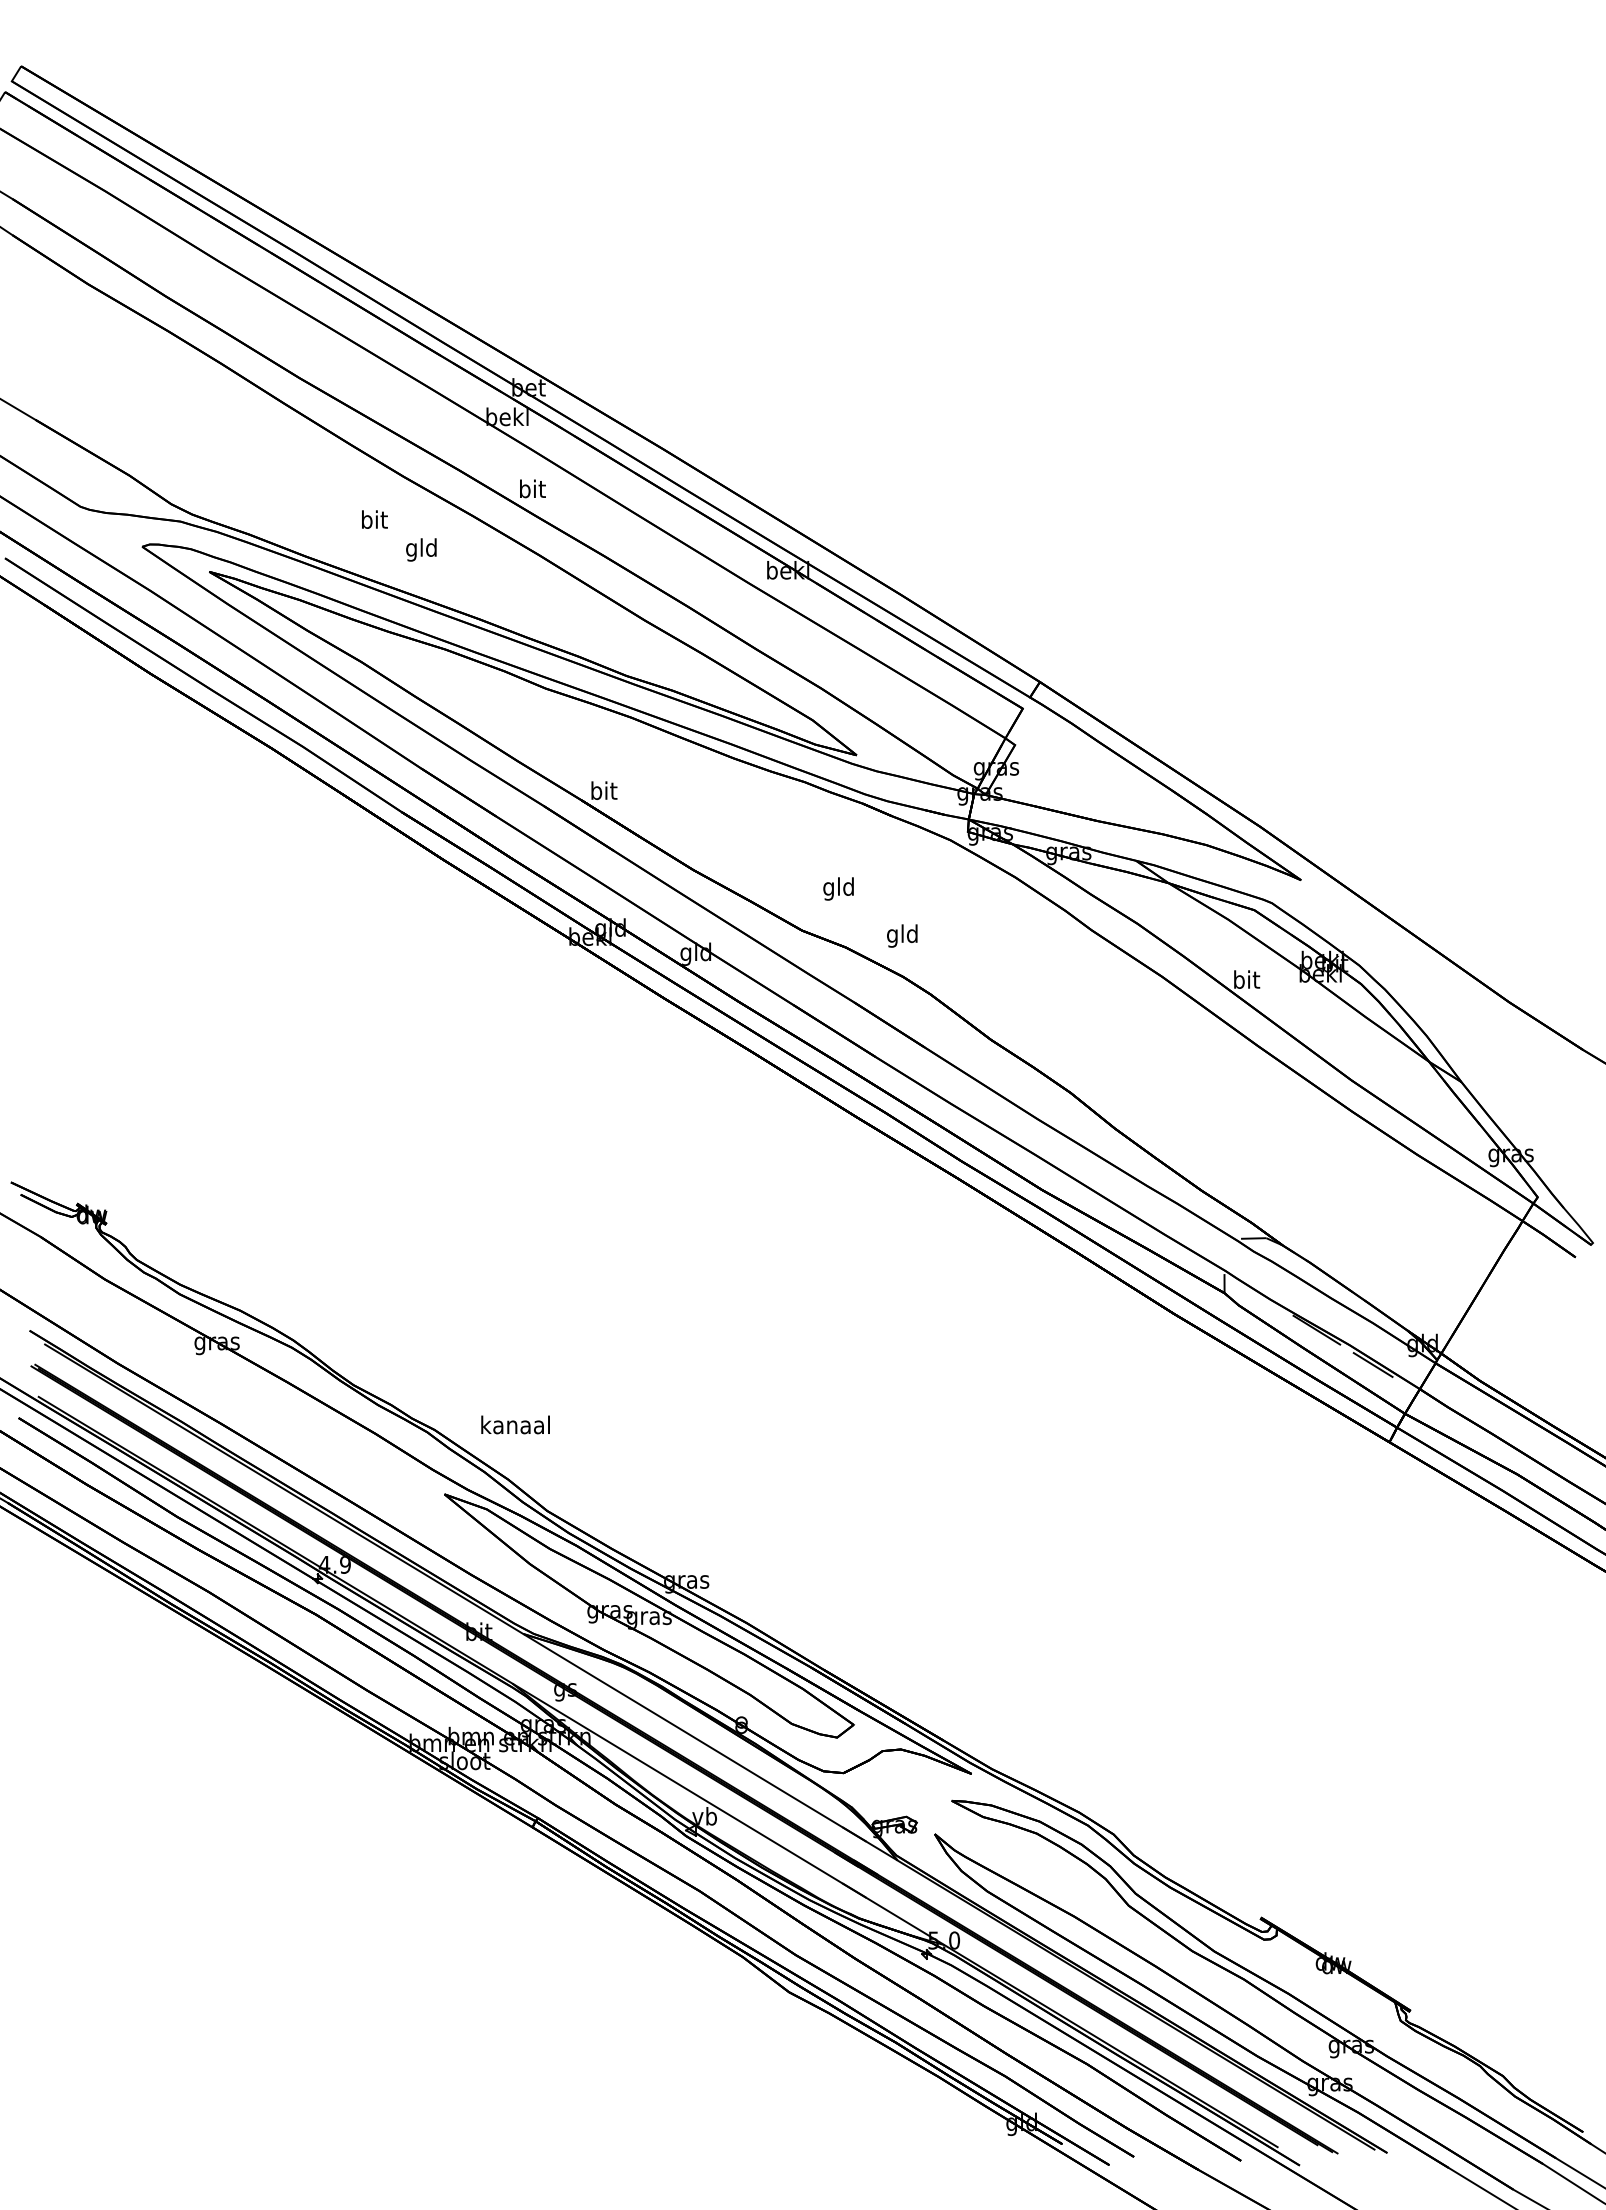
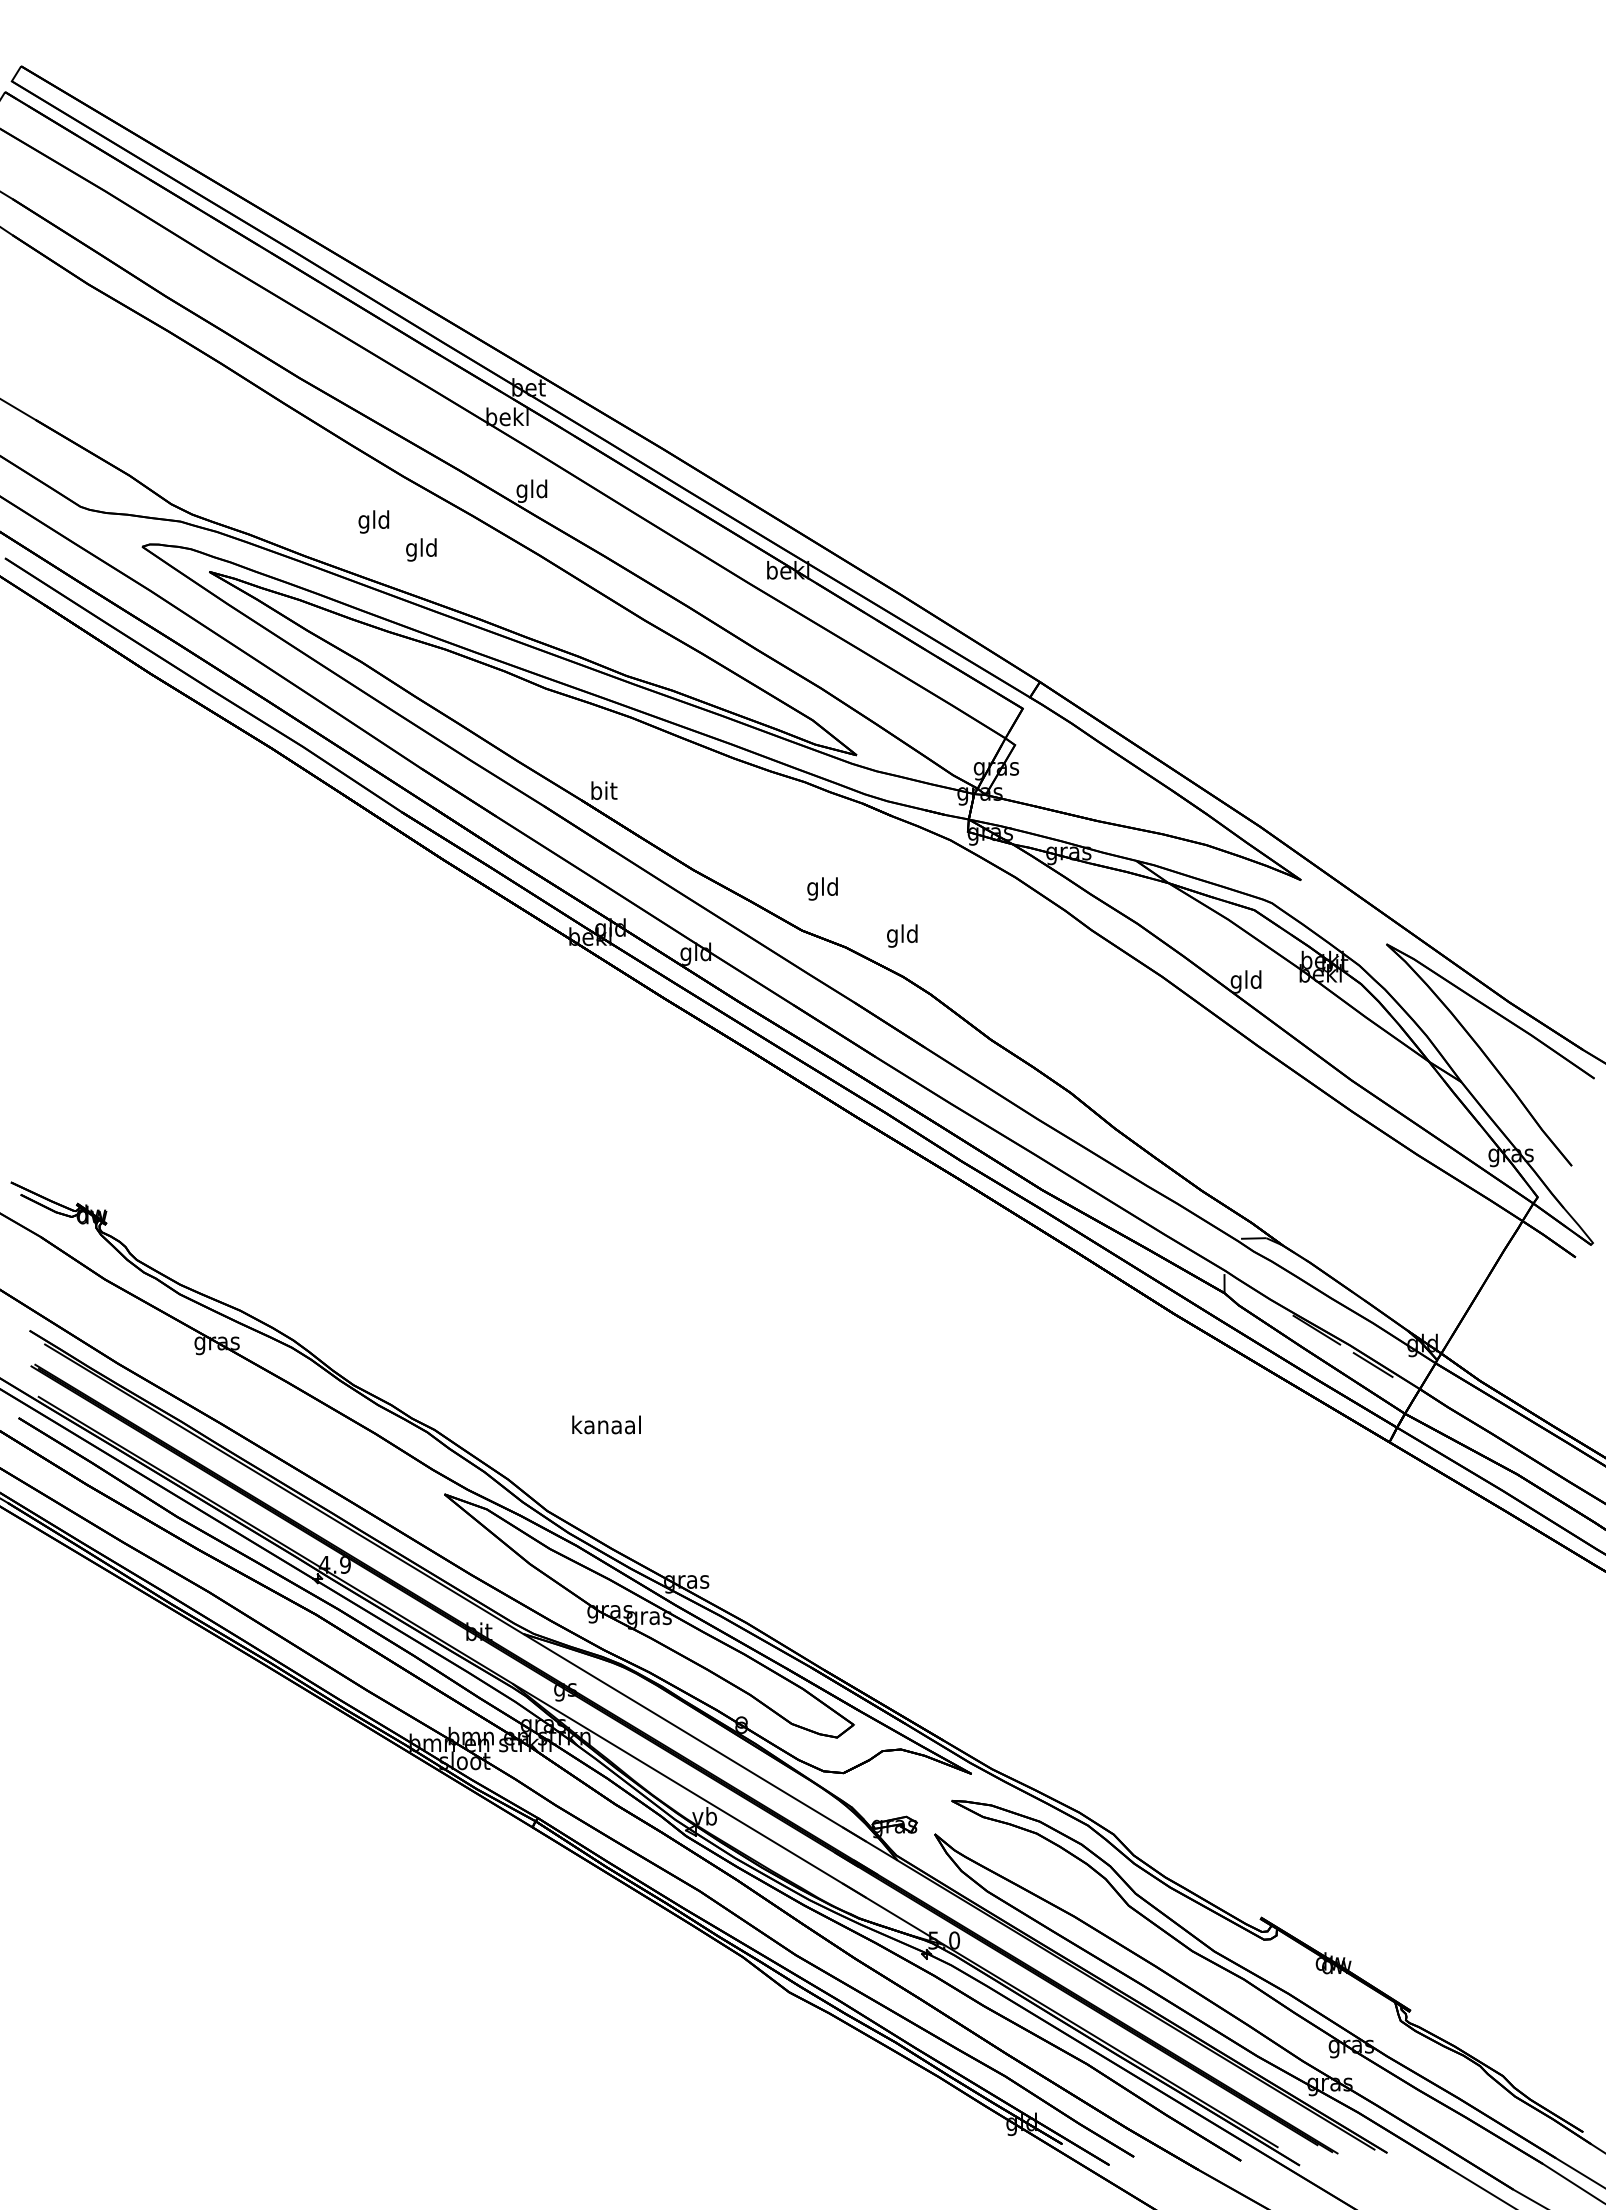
text: bit -> gld (531, 490)
text: bit -> gld (373, 521)
text position: (838, 888) -> (822, 888) (822, 888)
text: bit -> gld (1245, 981)
part: none -> present (1490, 1054)
text position: (515, 1424) -> (606, 1424) (606, 1424)
